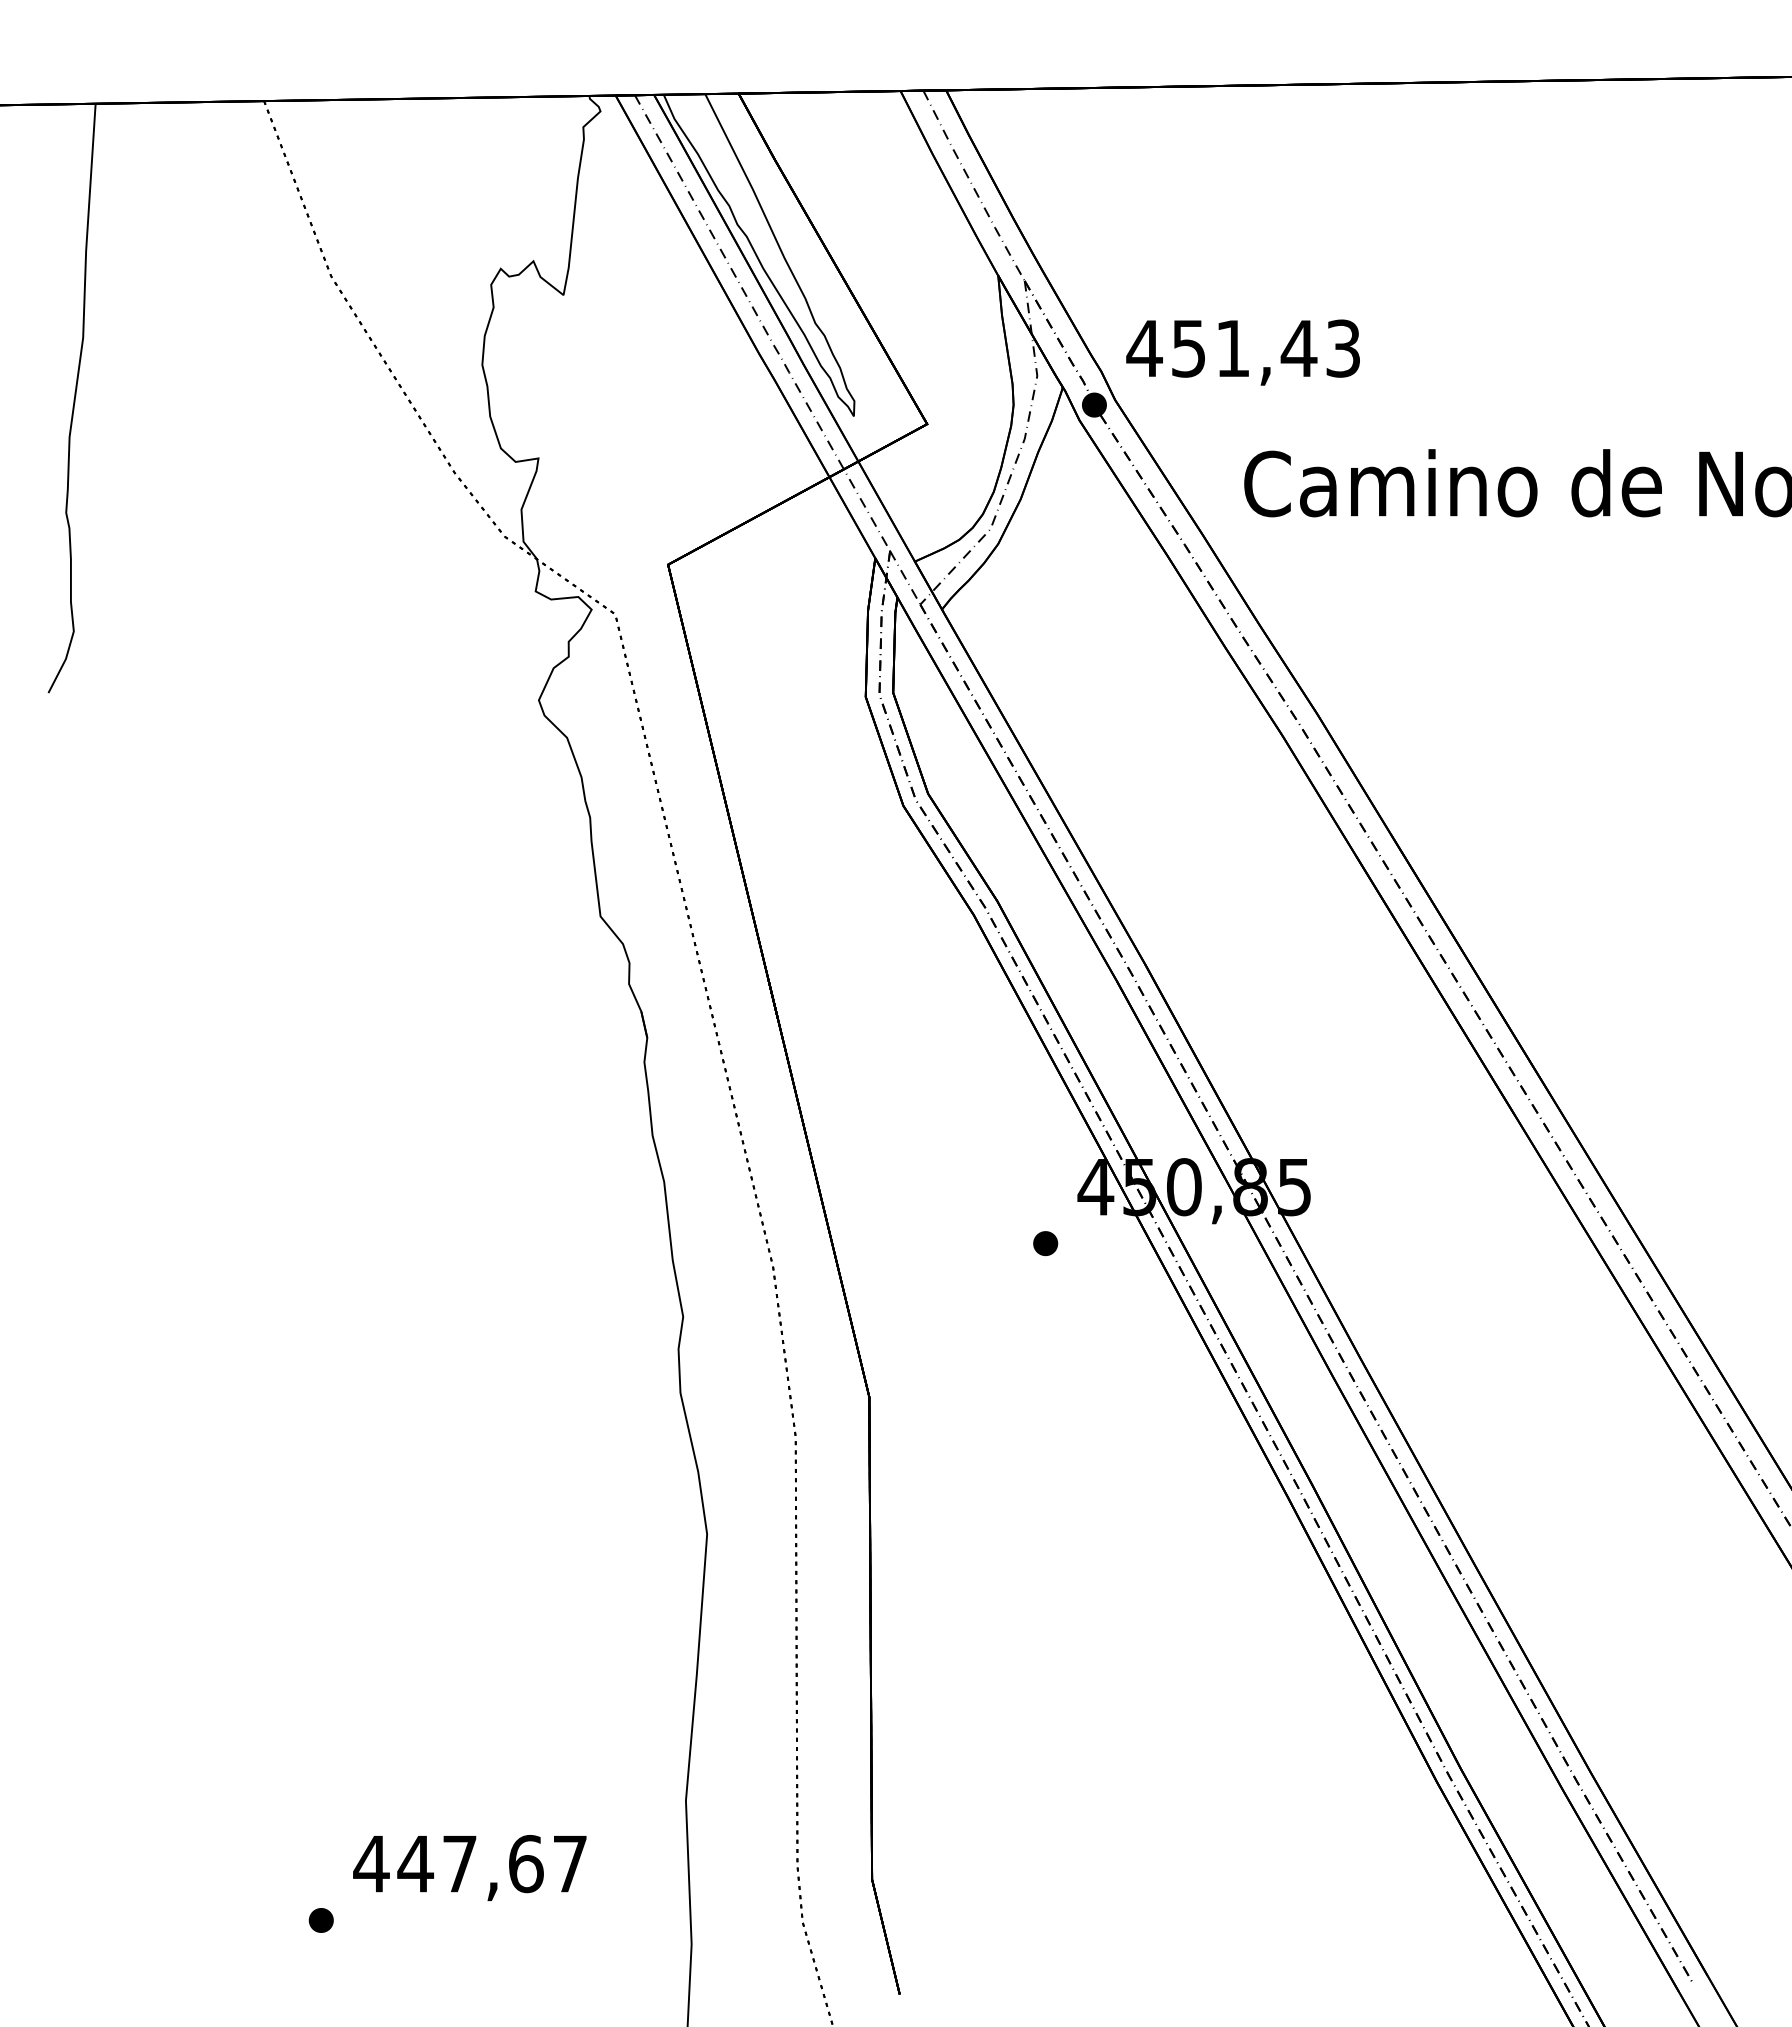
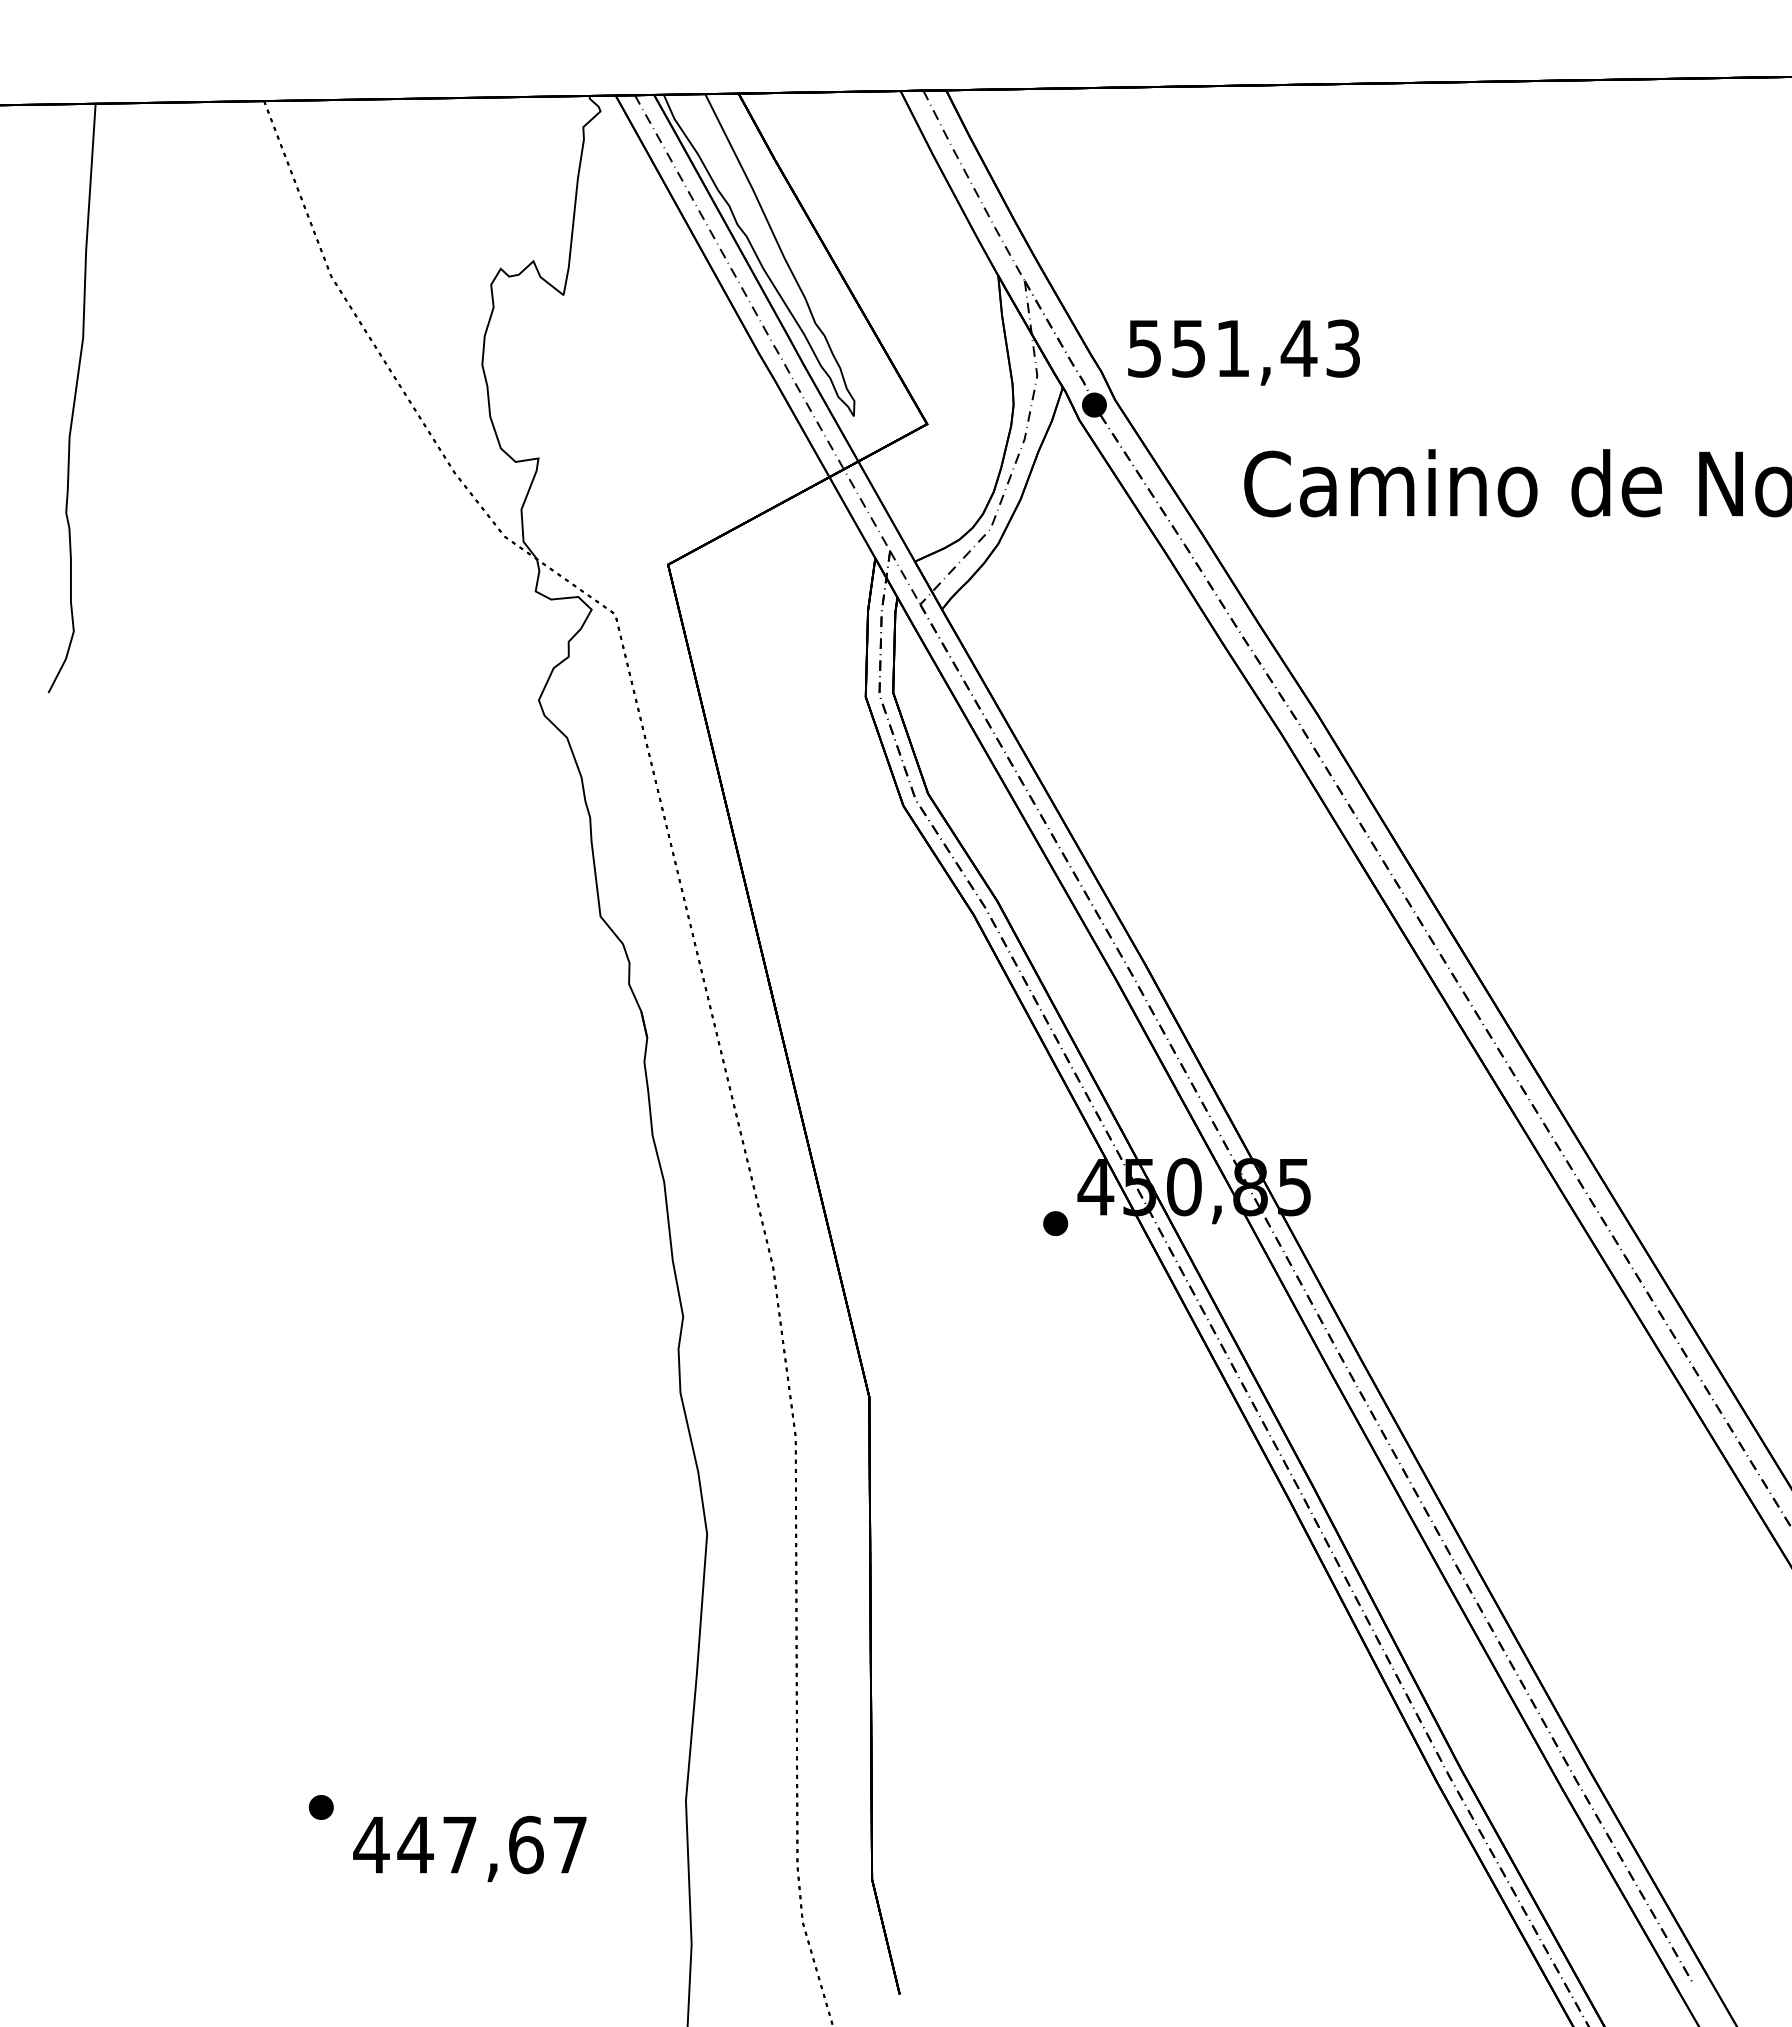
text: 451,43 -> 551,43 (1144, 348)
part position: (1045, 1243) -> (1055, 1223) (1055, 1223)
text position: (469, 1867) -> (469, 1848) (469, 1848)
part position: (320, 1920) -> (320, 1807) (320, 1807)
